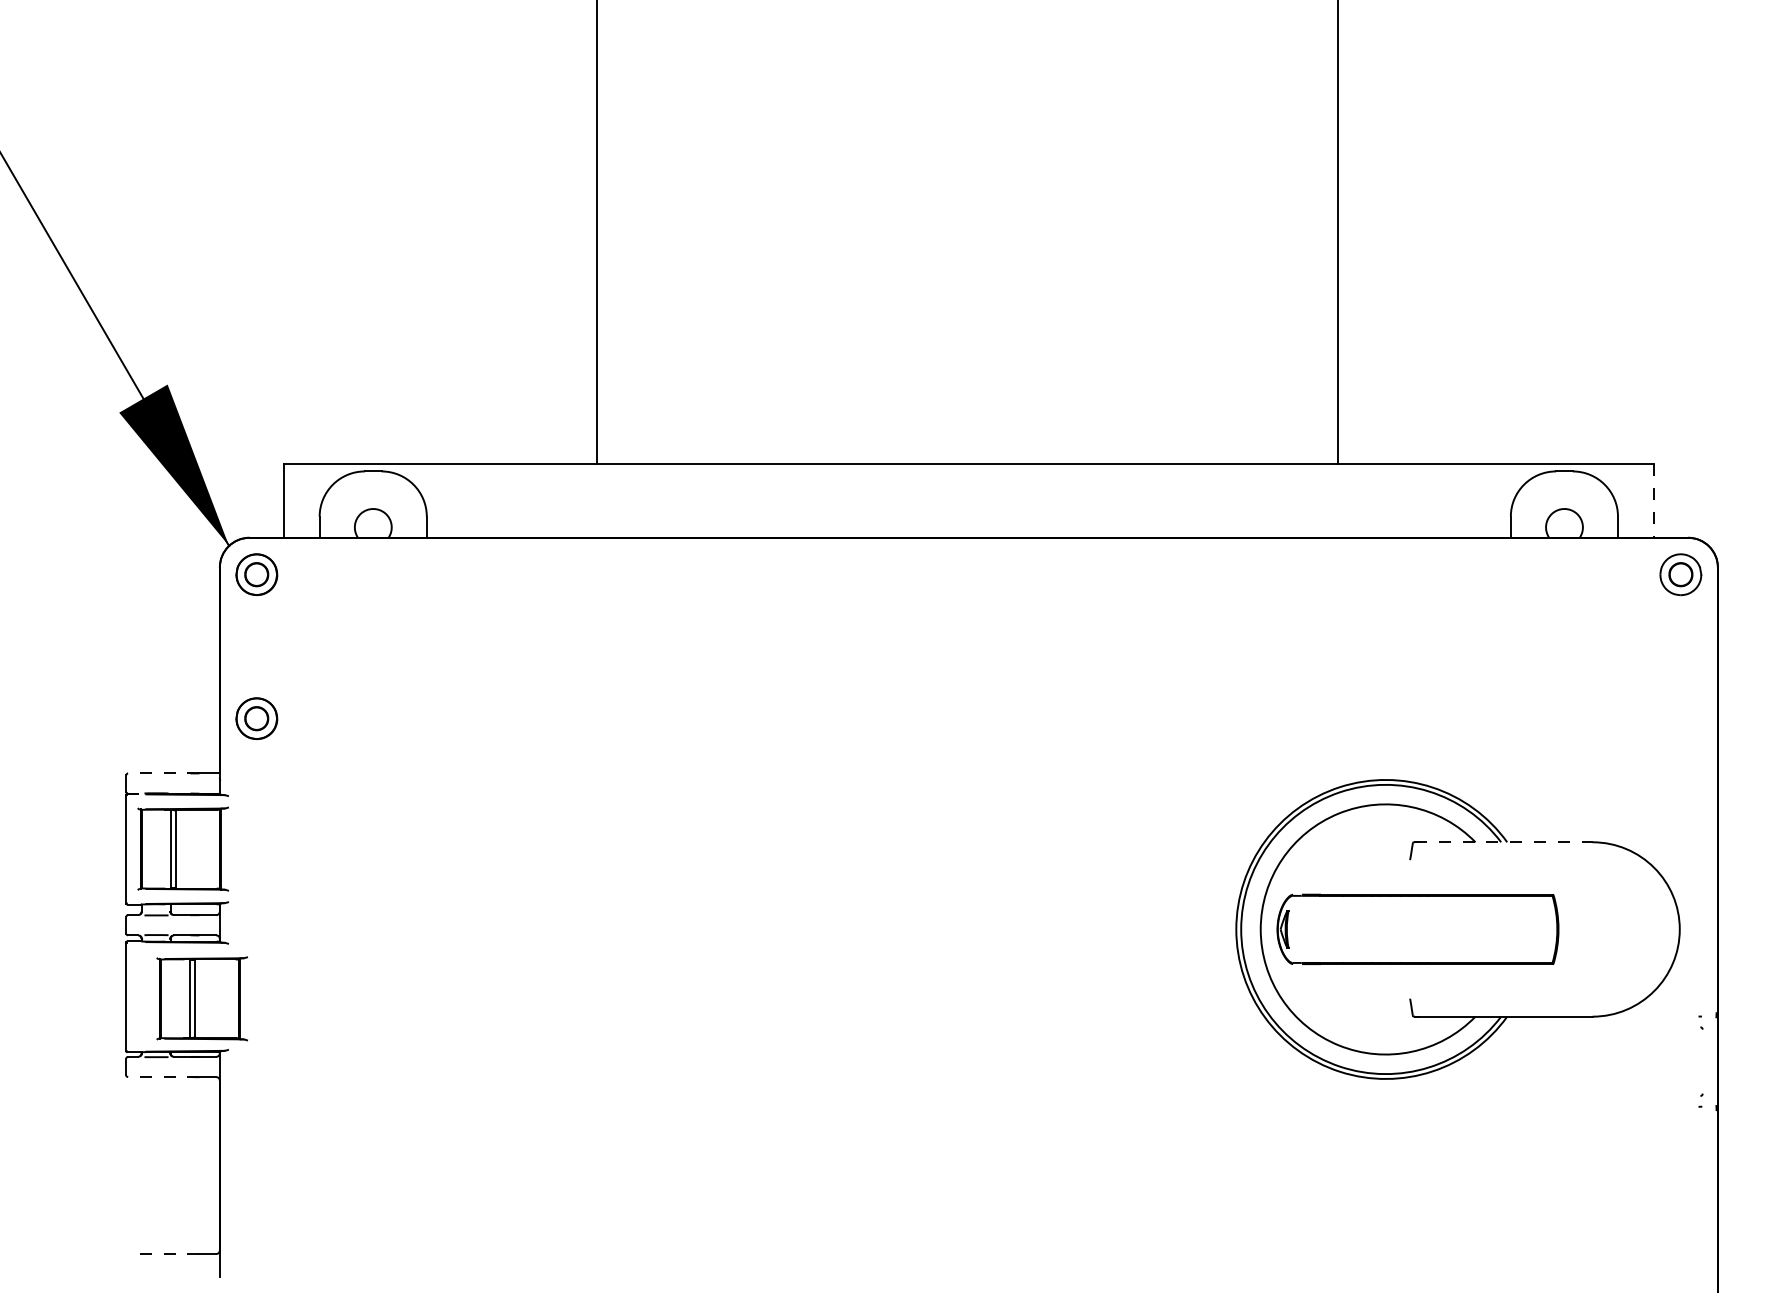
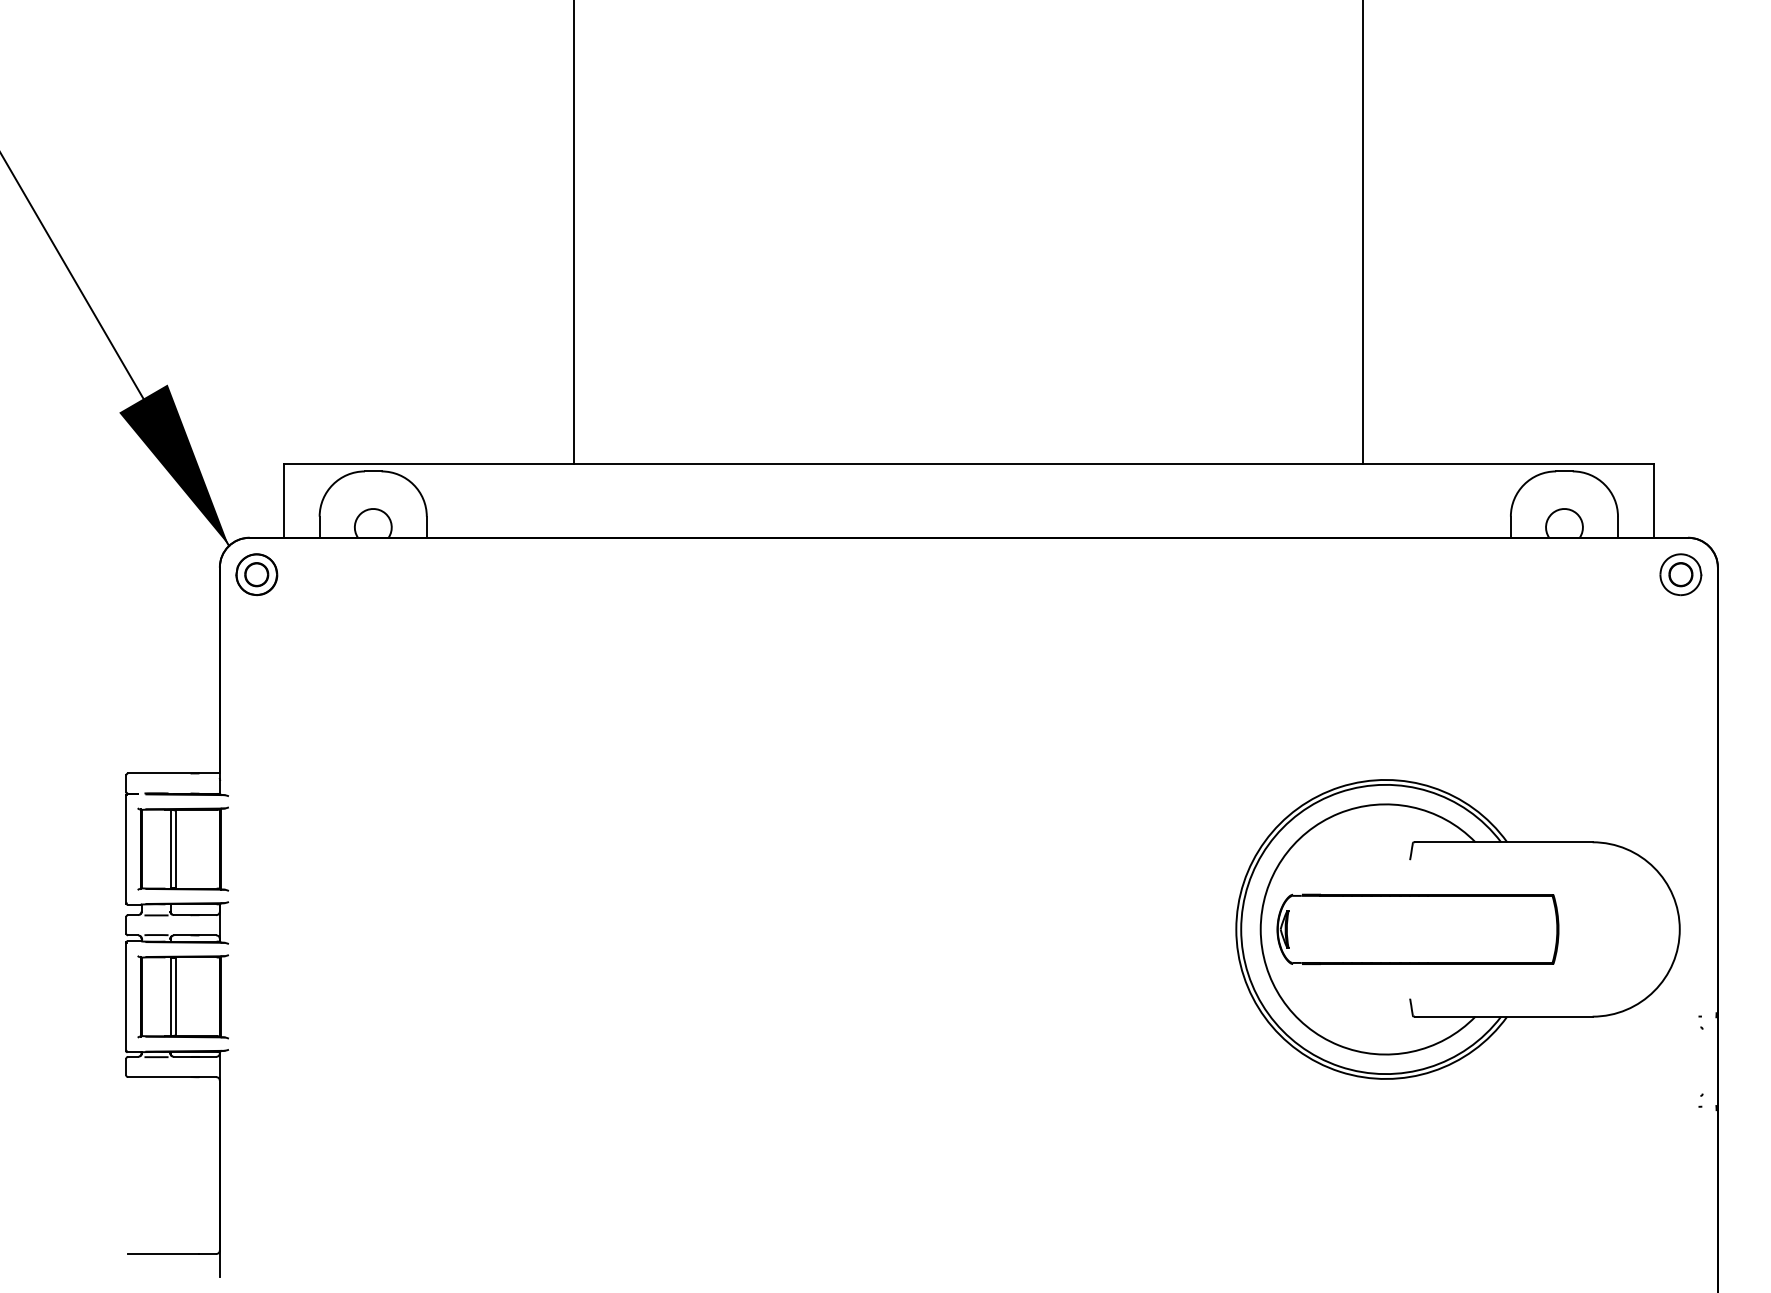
line position: (597, 233) -> (574, 233) (574, 233)
line position: (1338, 233) -> (1363, 233) (1363, 233)
line: dashed -> solid (1653, 500)
part: present -> none (256, 718)
line: dashed -> solid (163, 773)
line: dashed -> solid (1503, 842)
part position: (201, 998) -> (182, 996) (182, 996)
line: dashed -> solid (163, 1077)
line: dashed -> solid (163, 1254)
